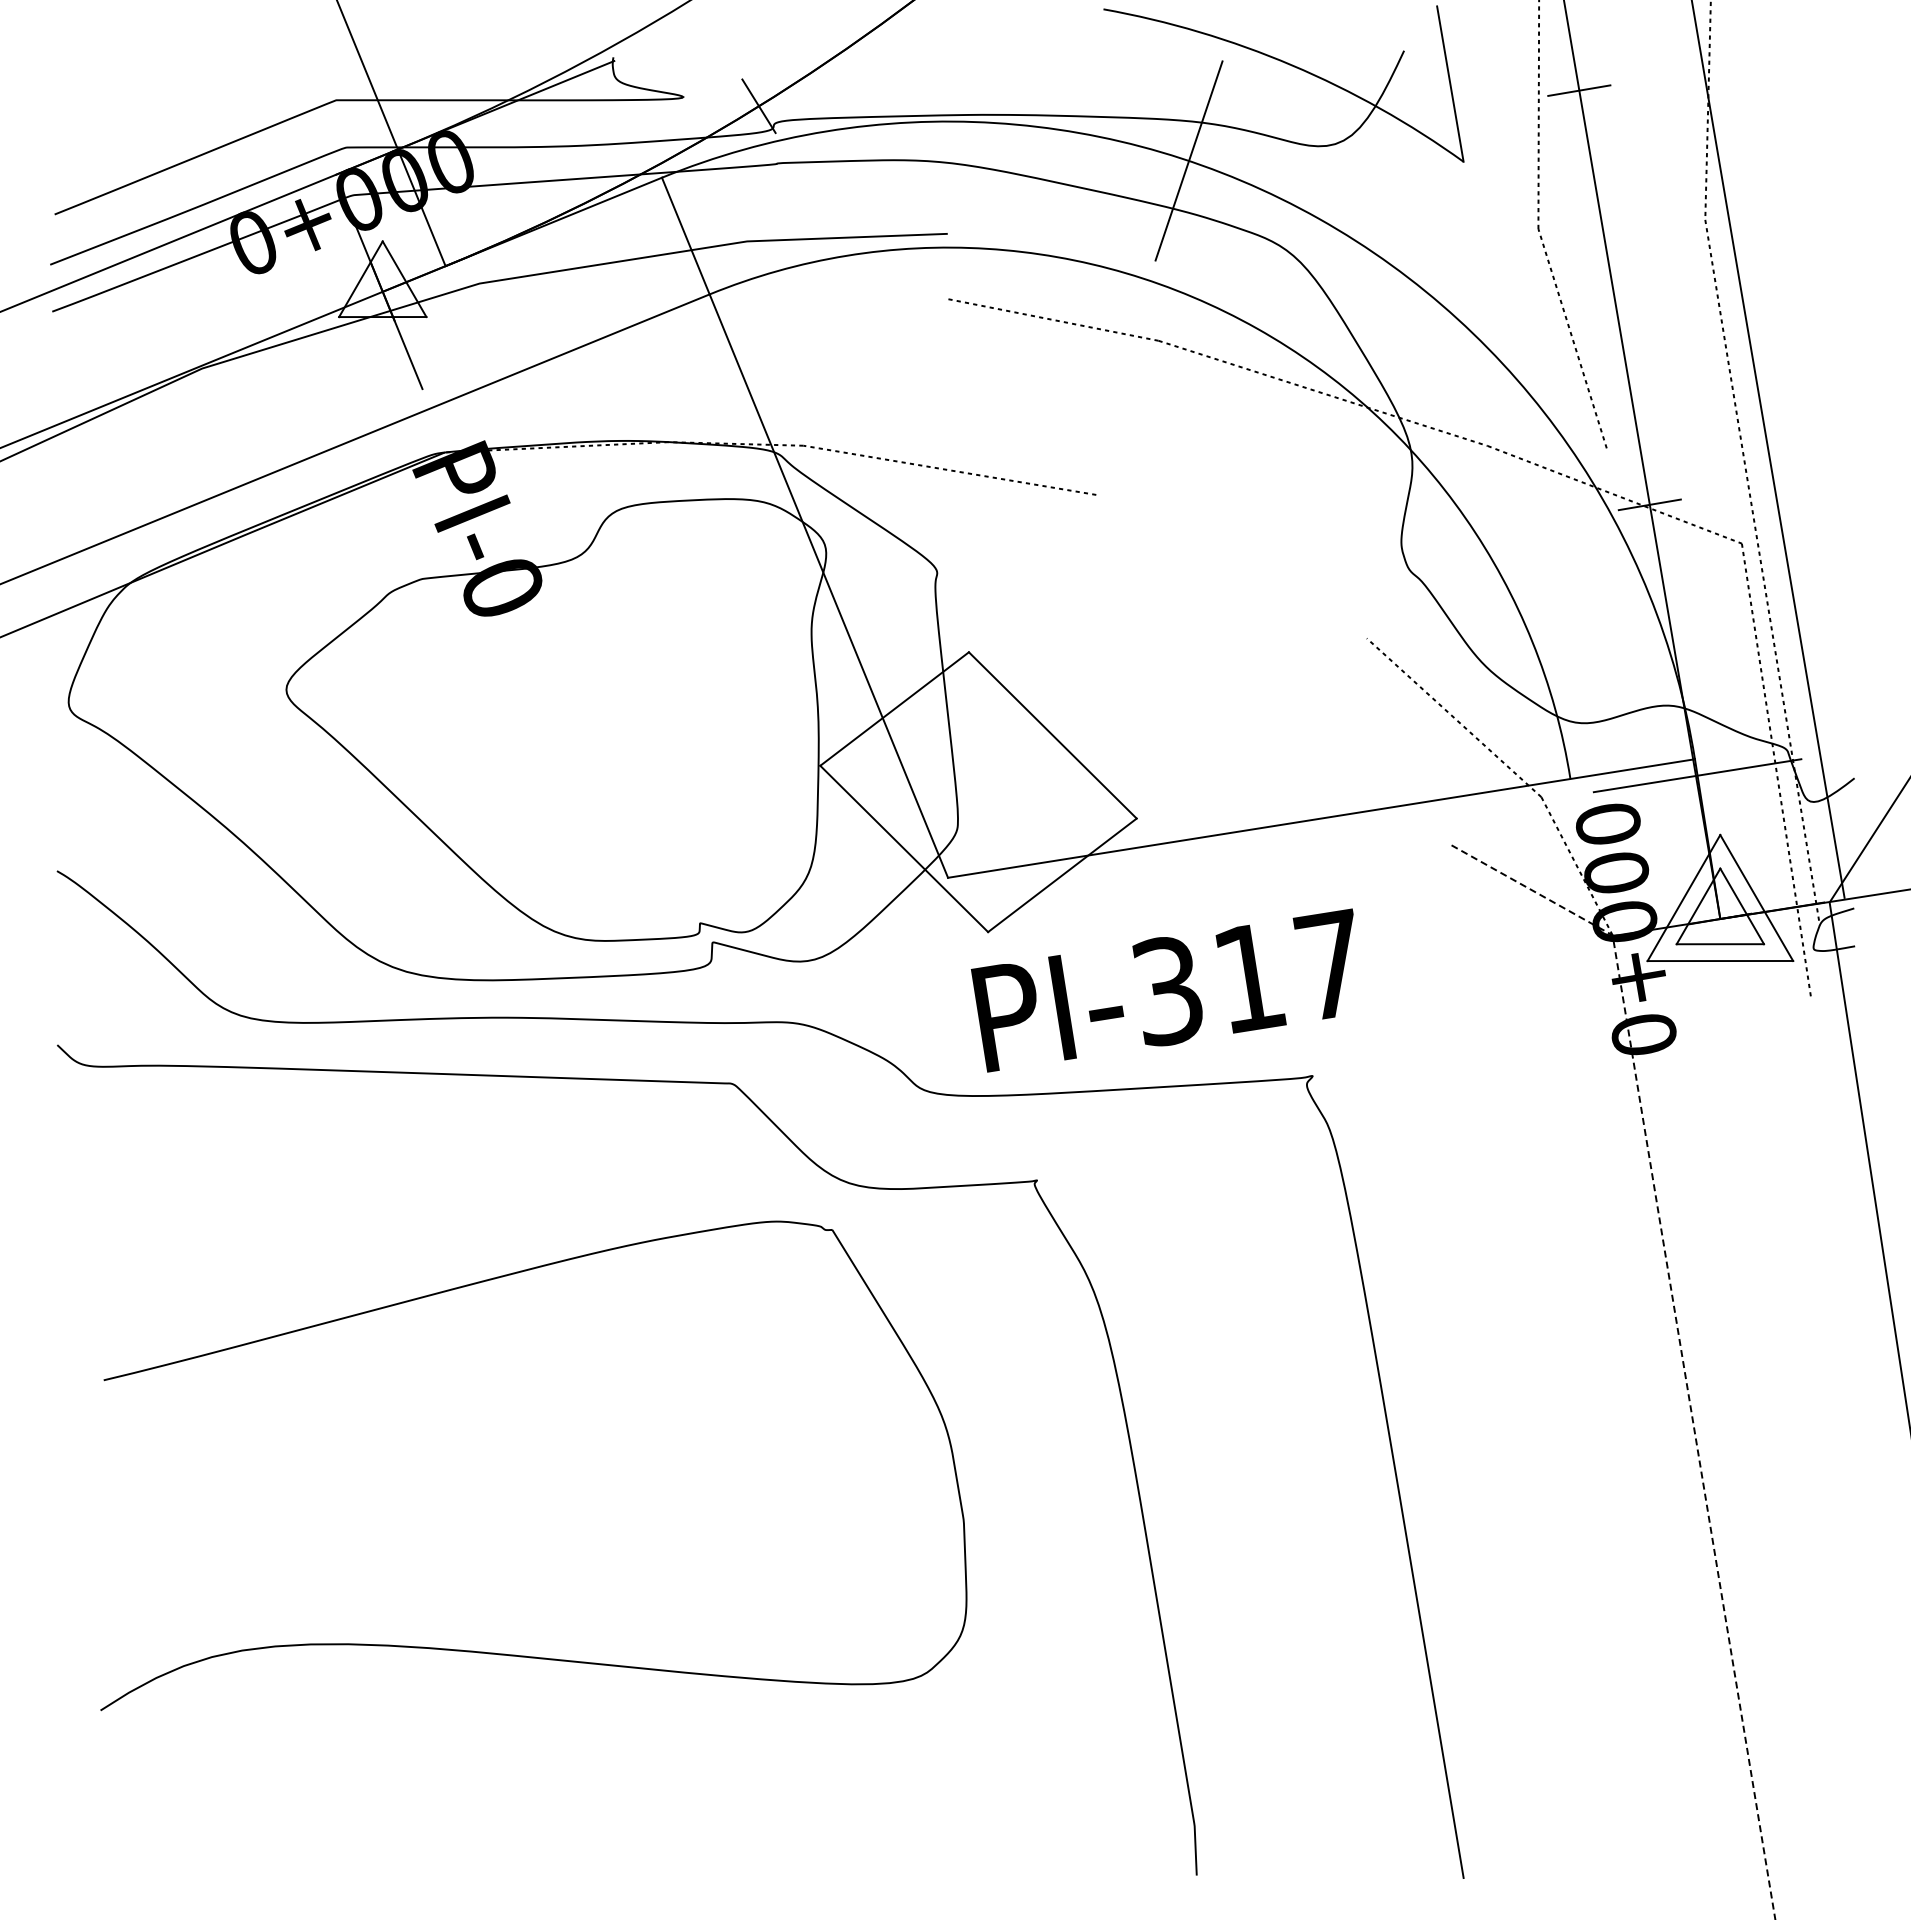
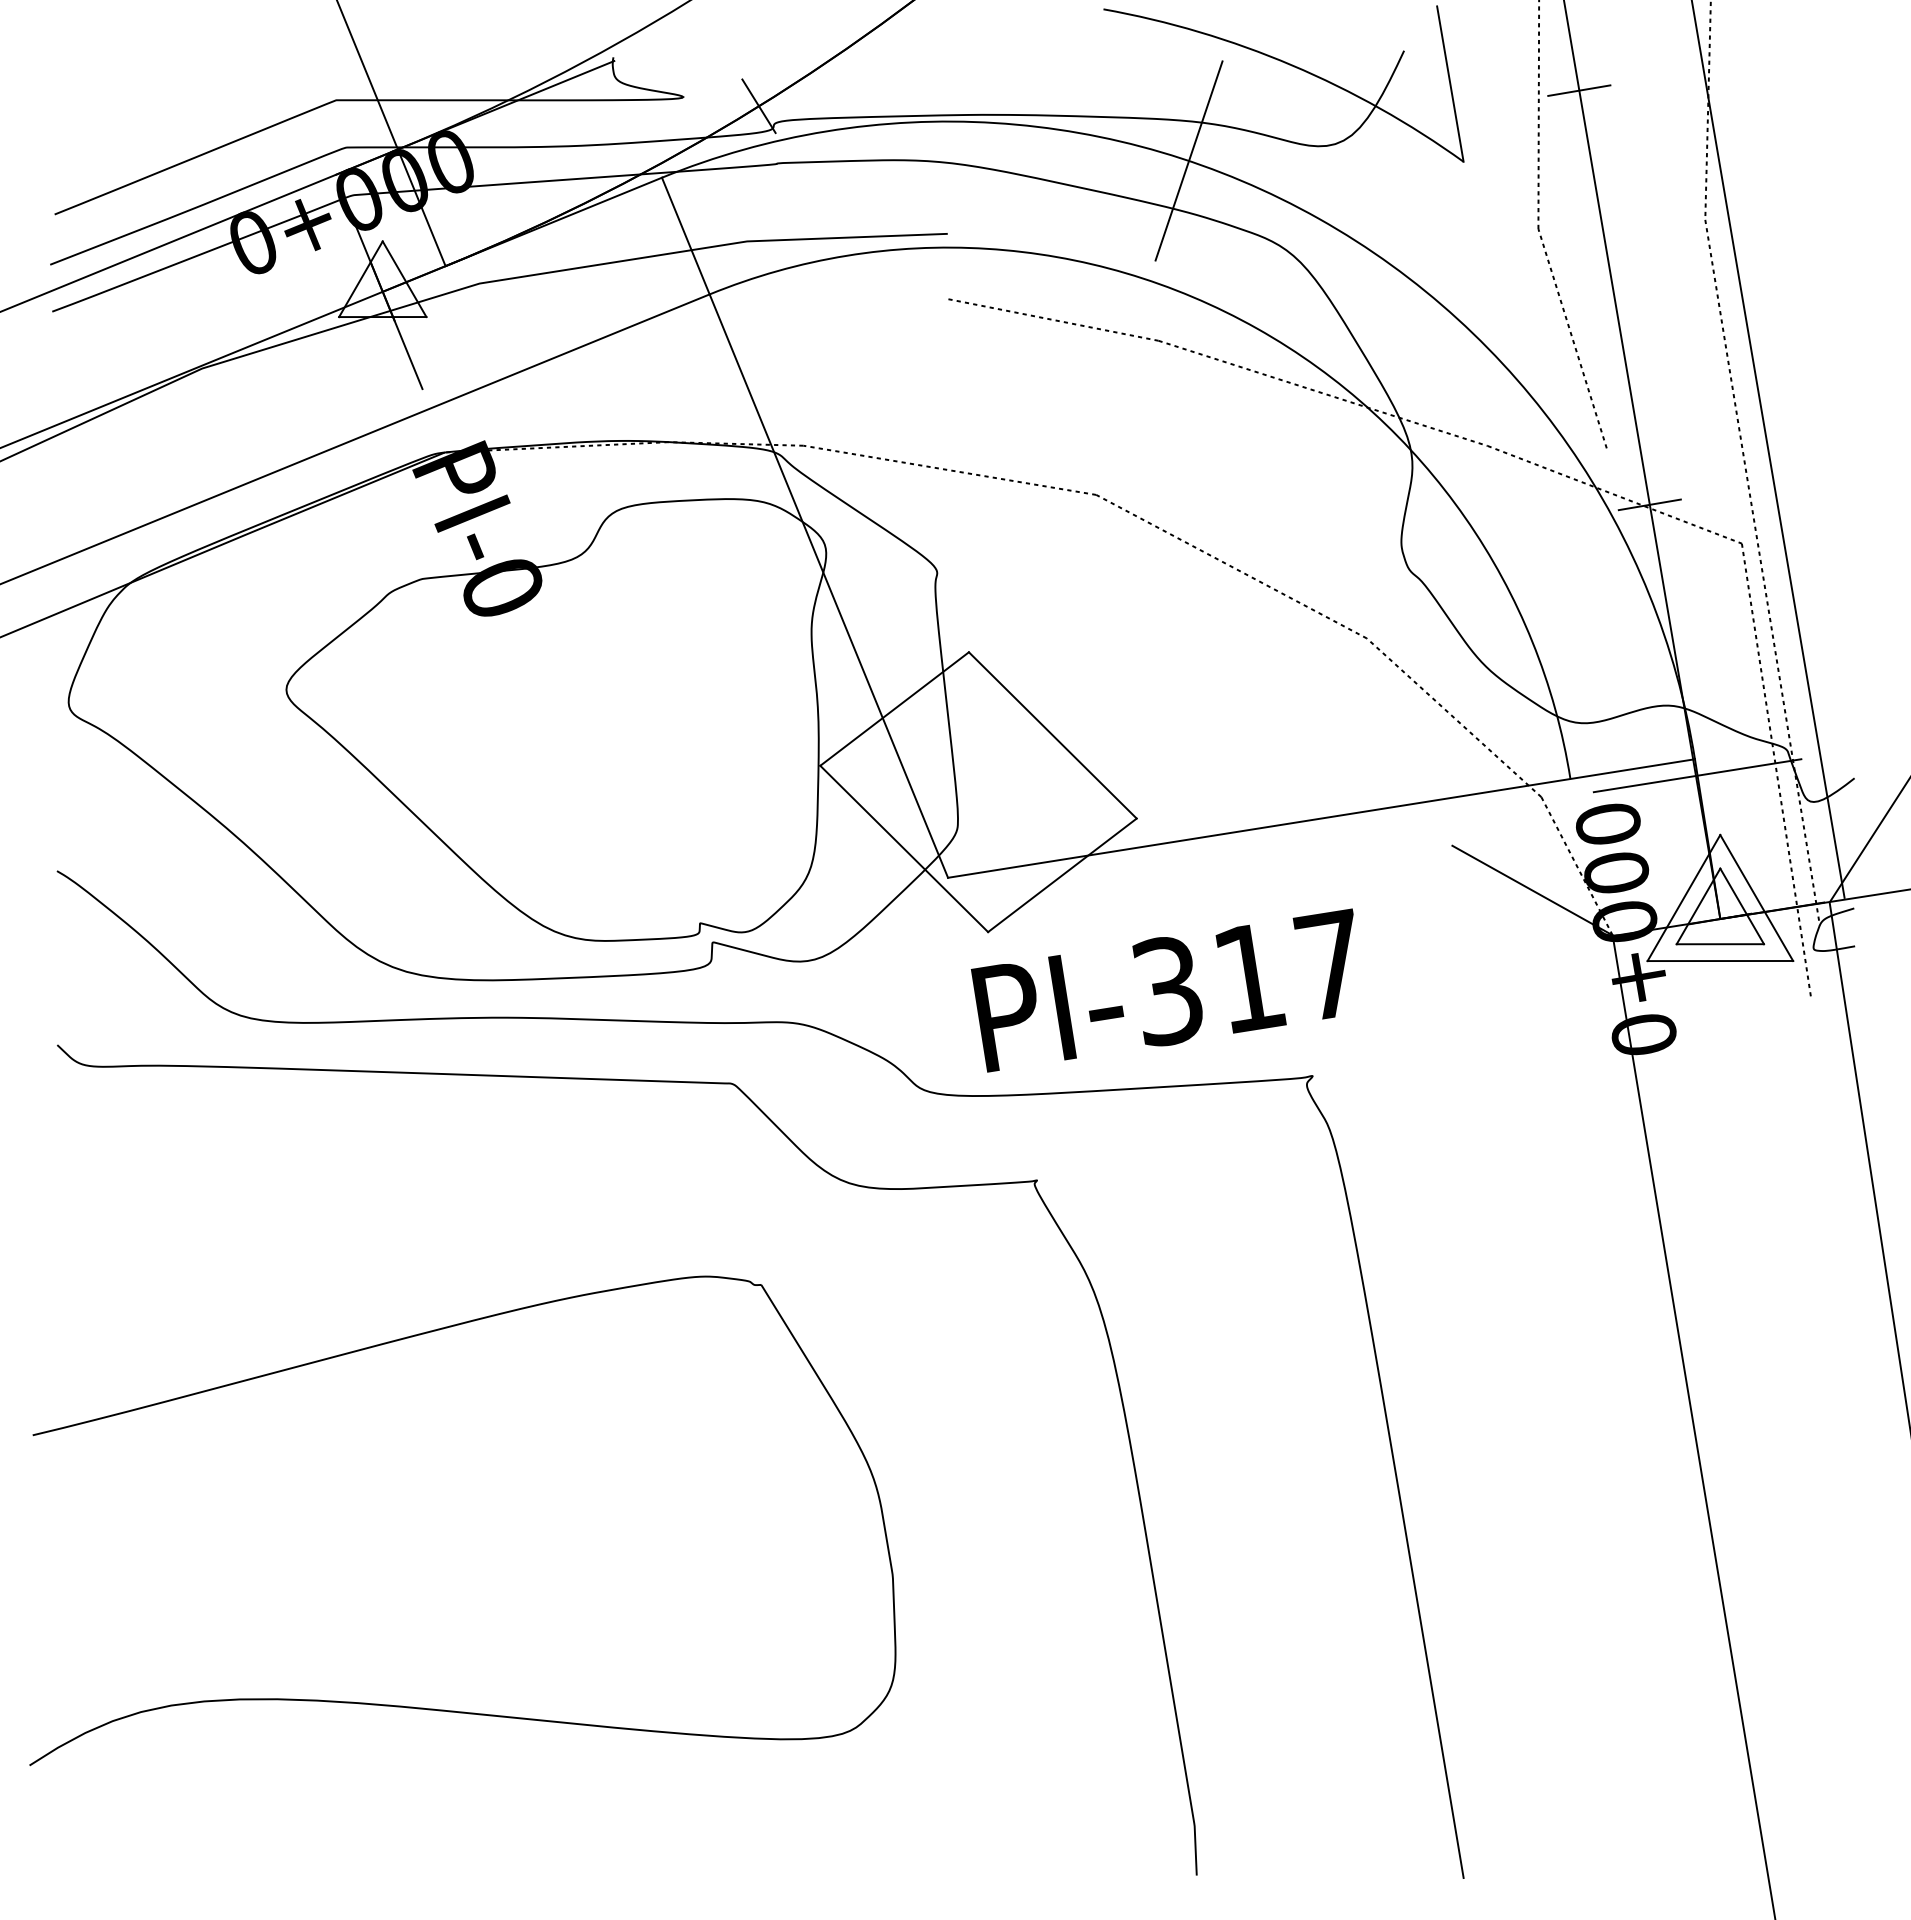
line: none -> present (1231, 566)
curve position: (487, 1281) -> (416, 1336) (416, 1336)
line: dashed -> solid (1678, 1335)
